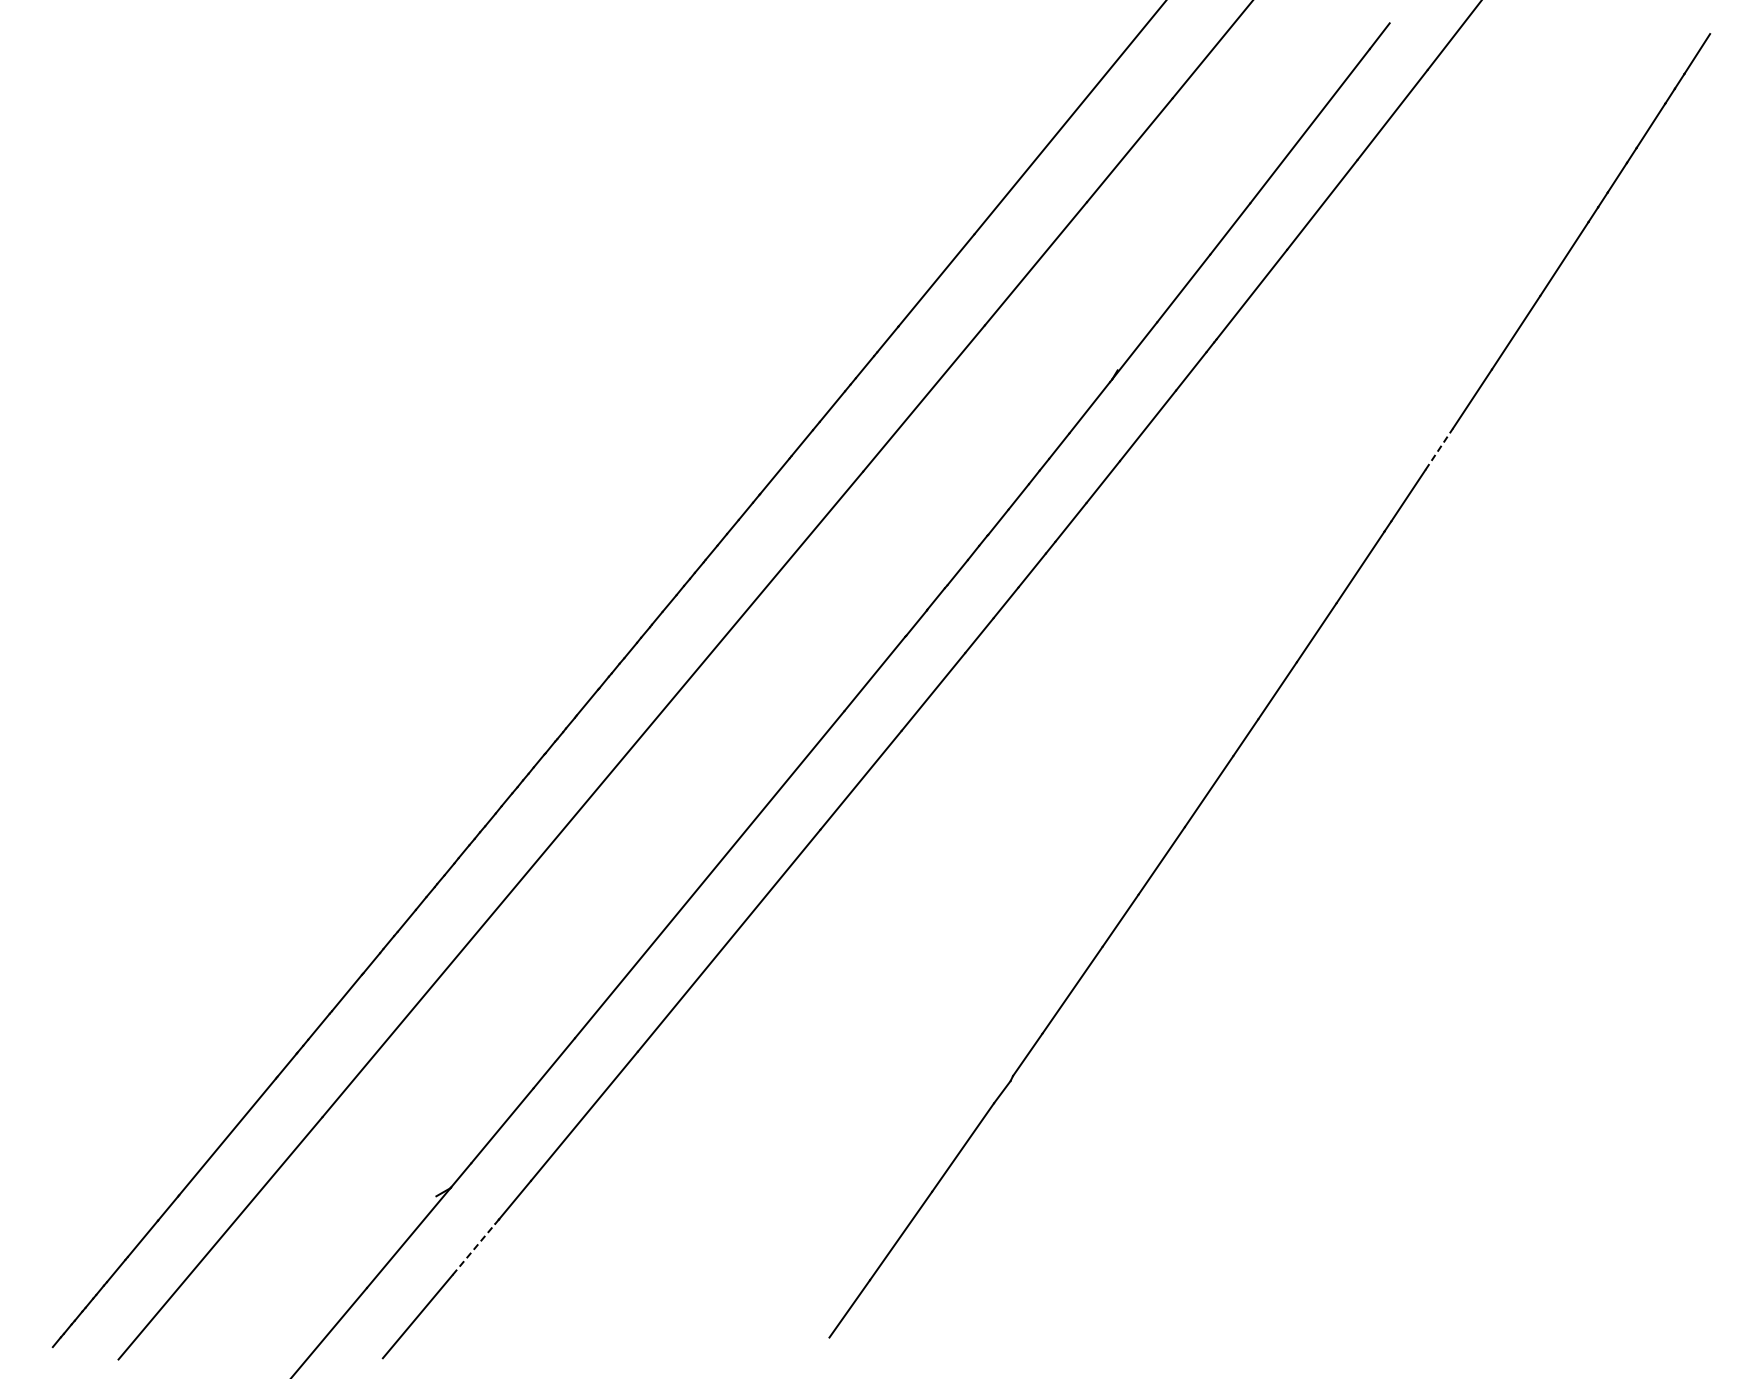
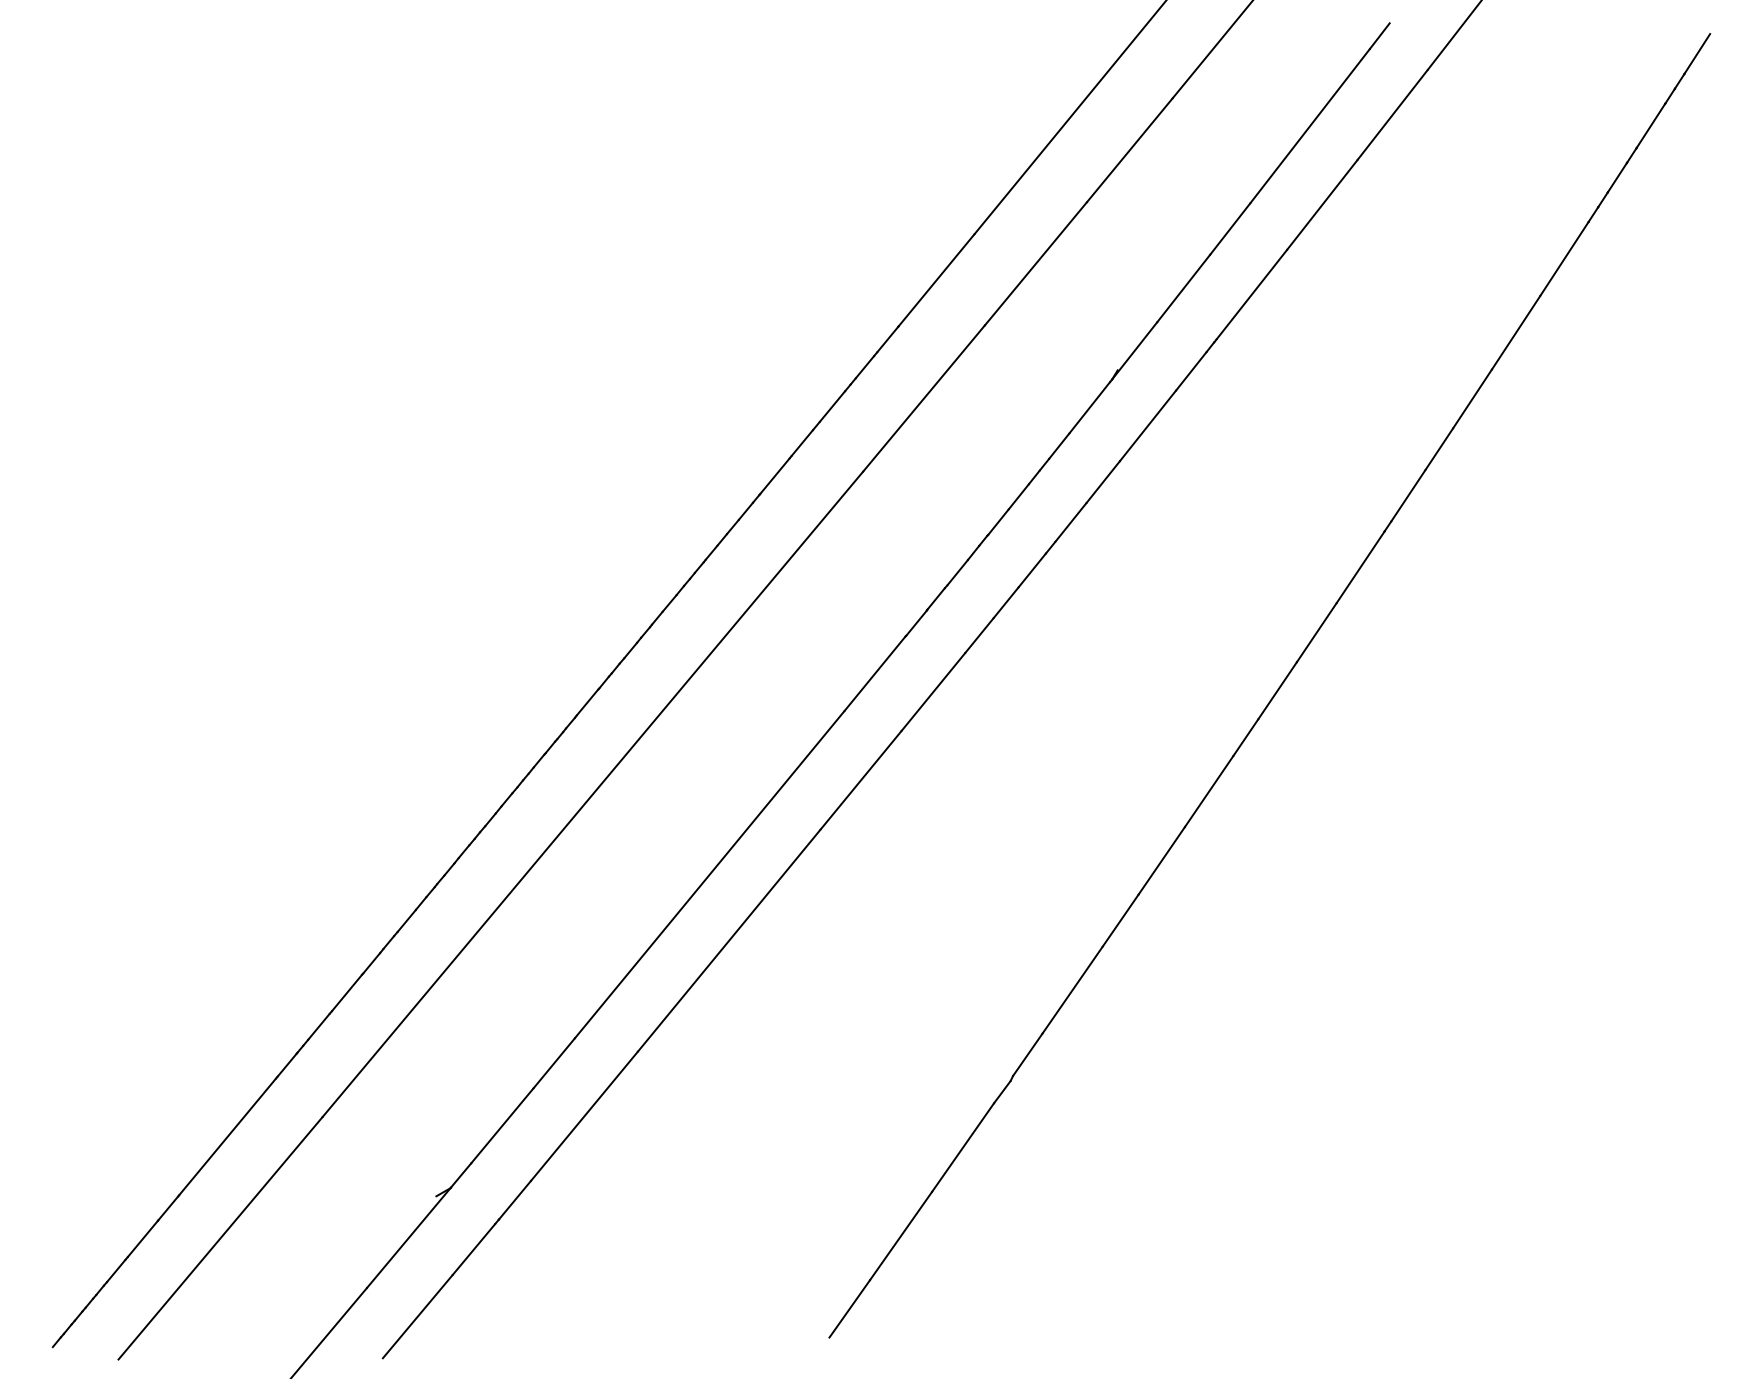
line: dashed -> solid (1439, 448)
line: dashed -> solid (474, 1249)
